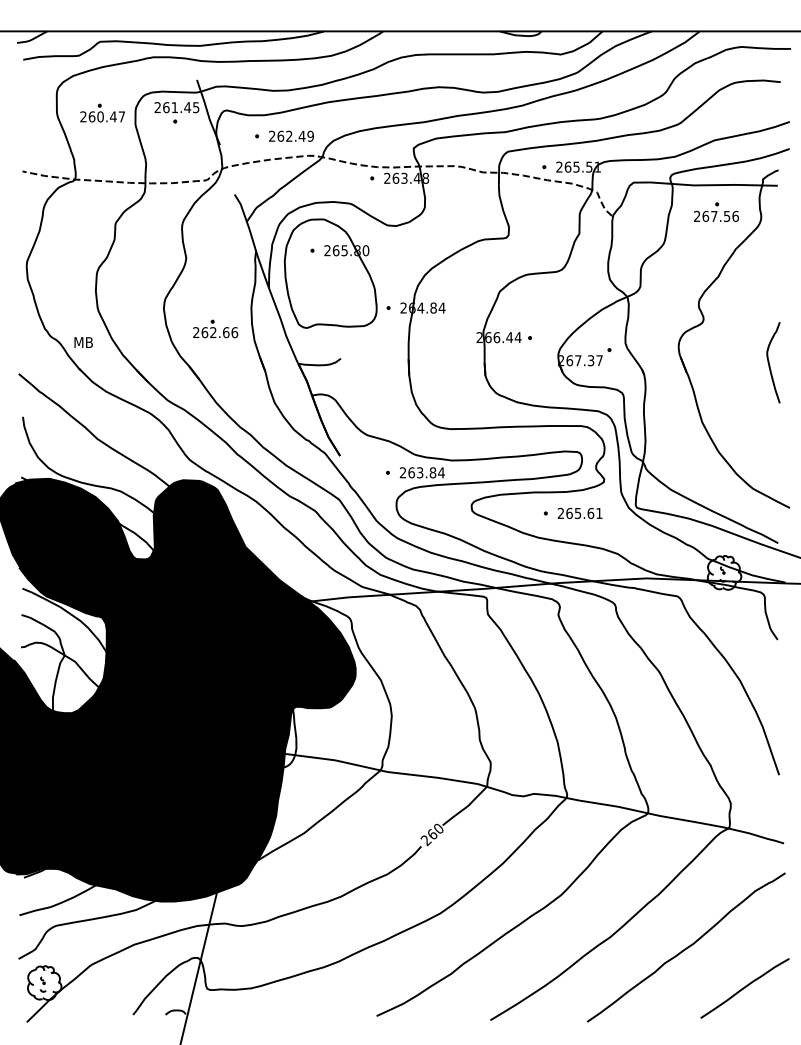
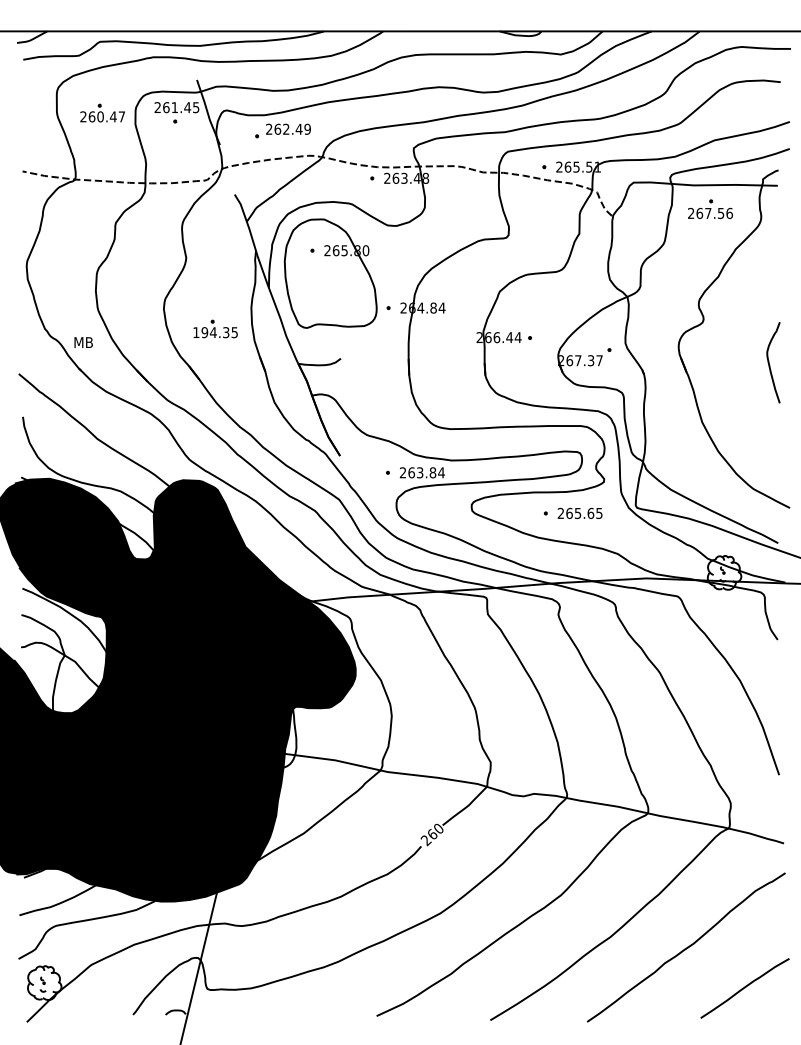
text position: (291, 135) -> (288, 128) (288, 128)
part position: (716, 211) -> (710, 208) (710, 208)
text: 262.66 -> 194.35 (215, 332)
text: 265.61 -> 265.65 (599, 513)
